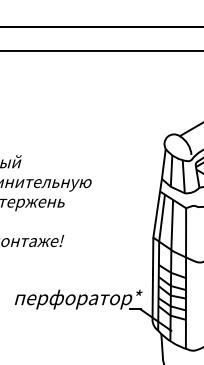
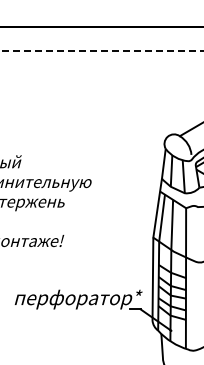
line: solid -> dashed (101, 50)
